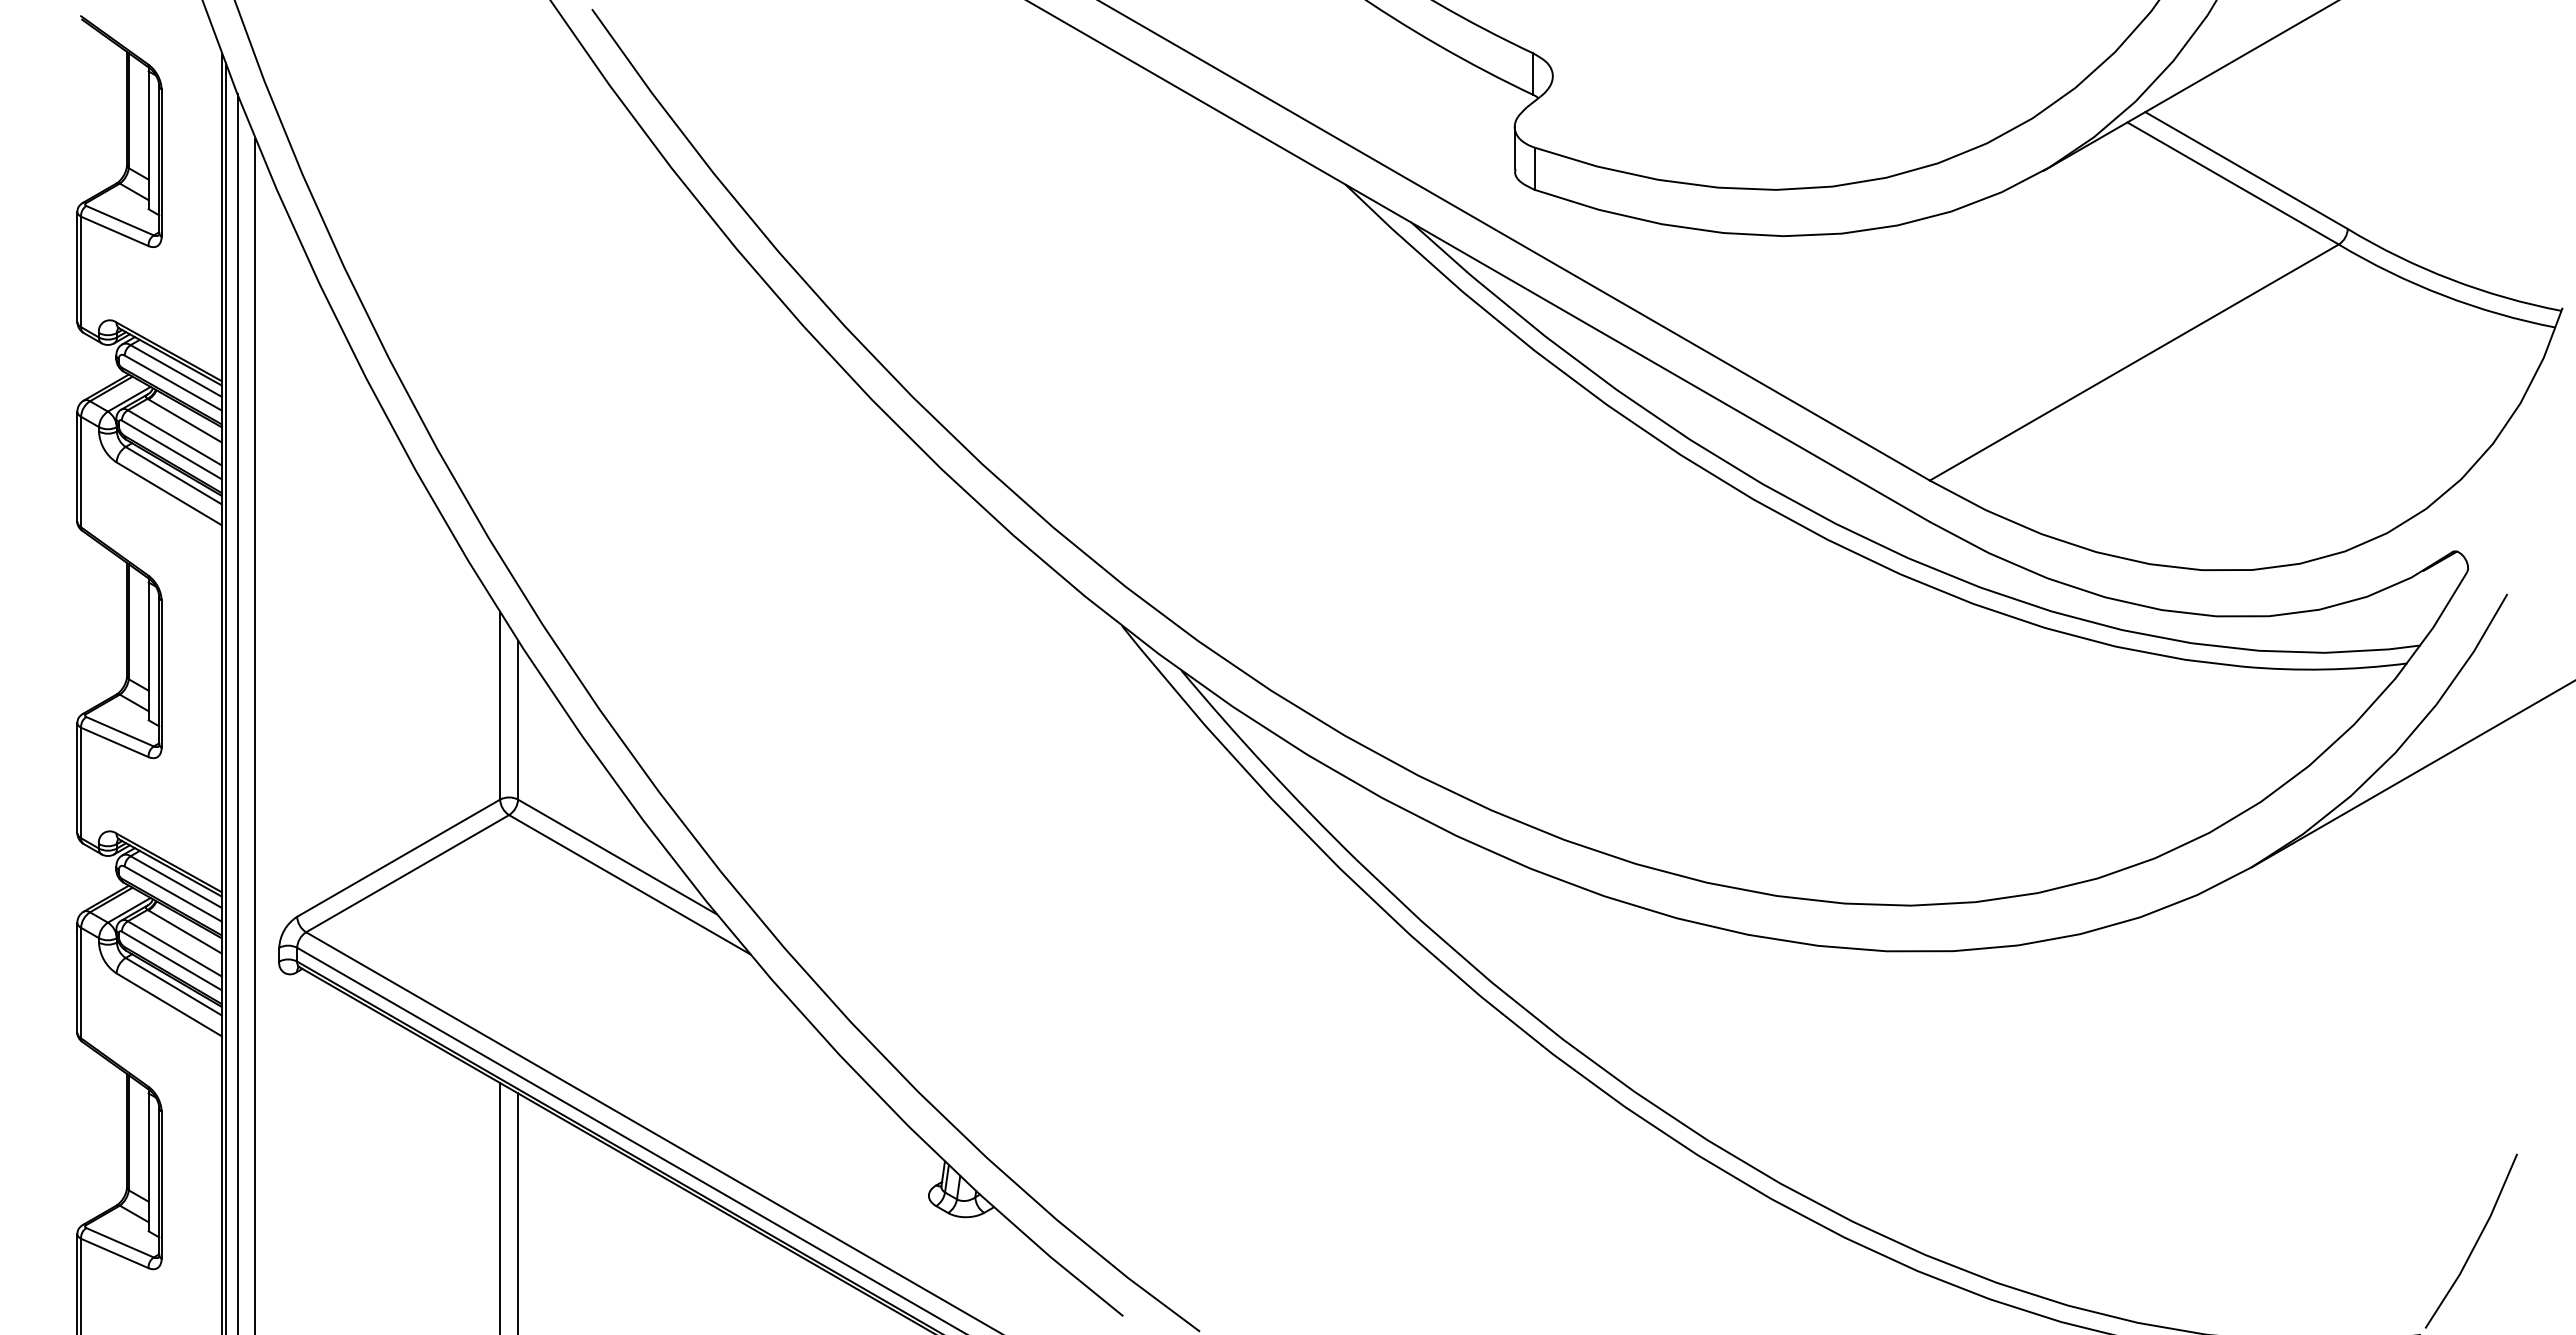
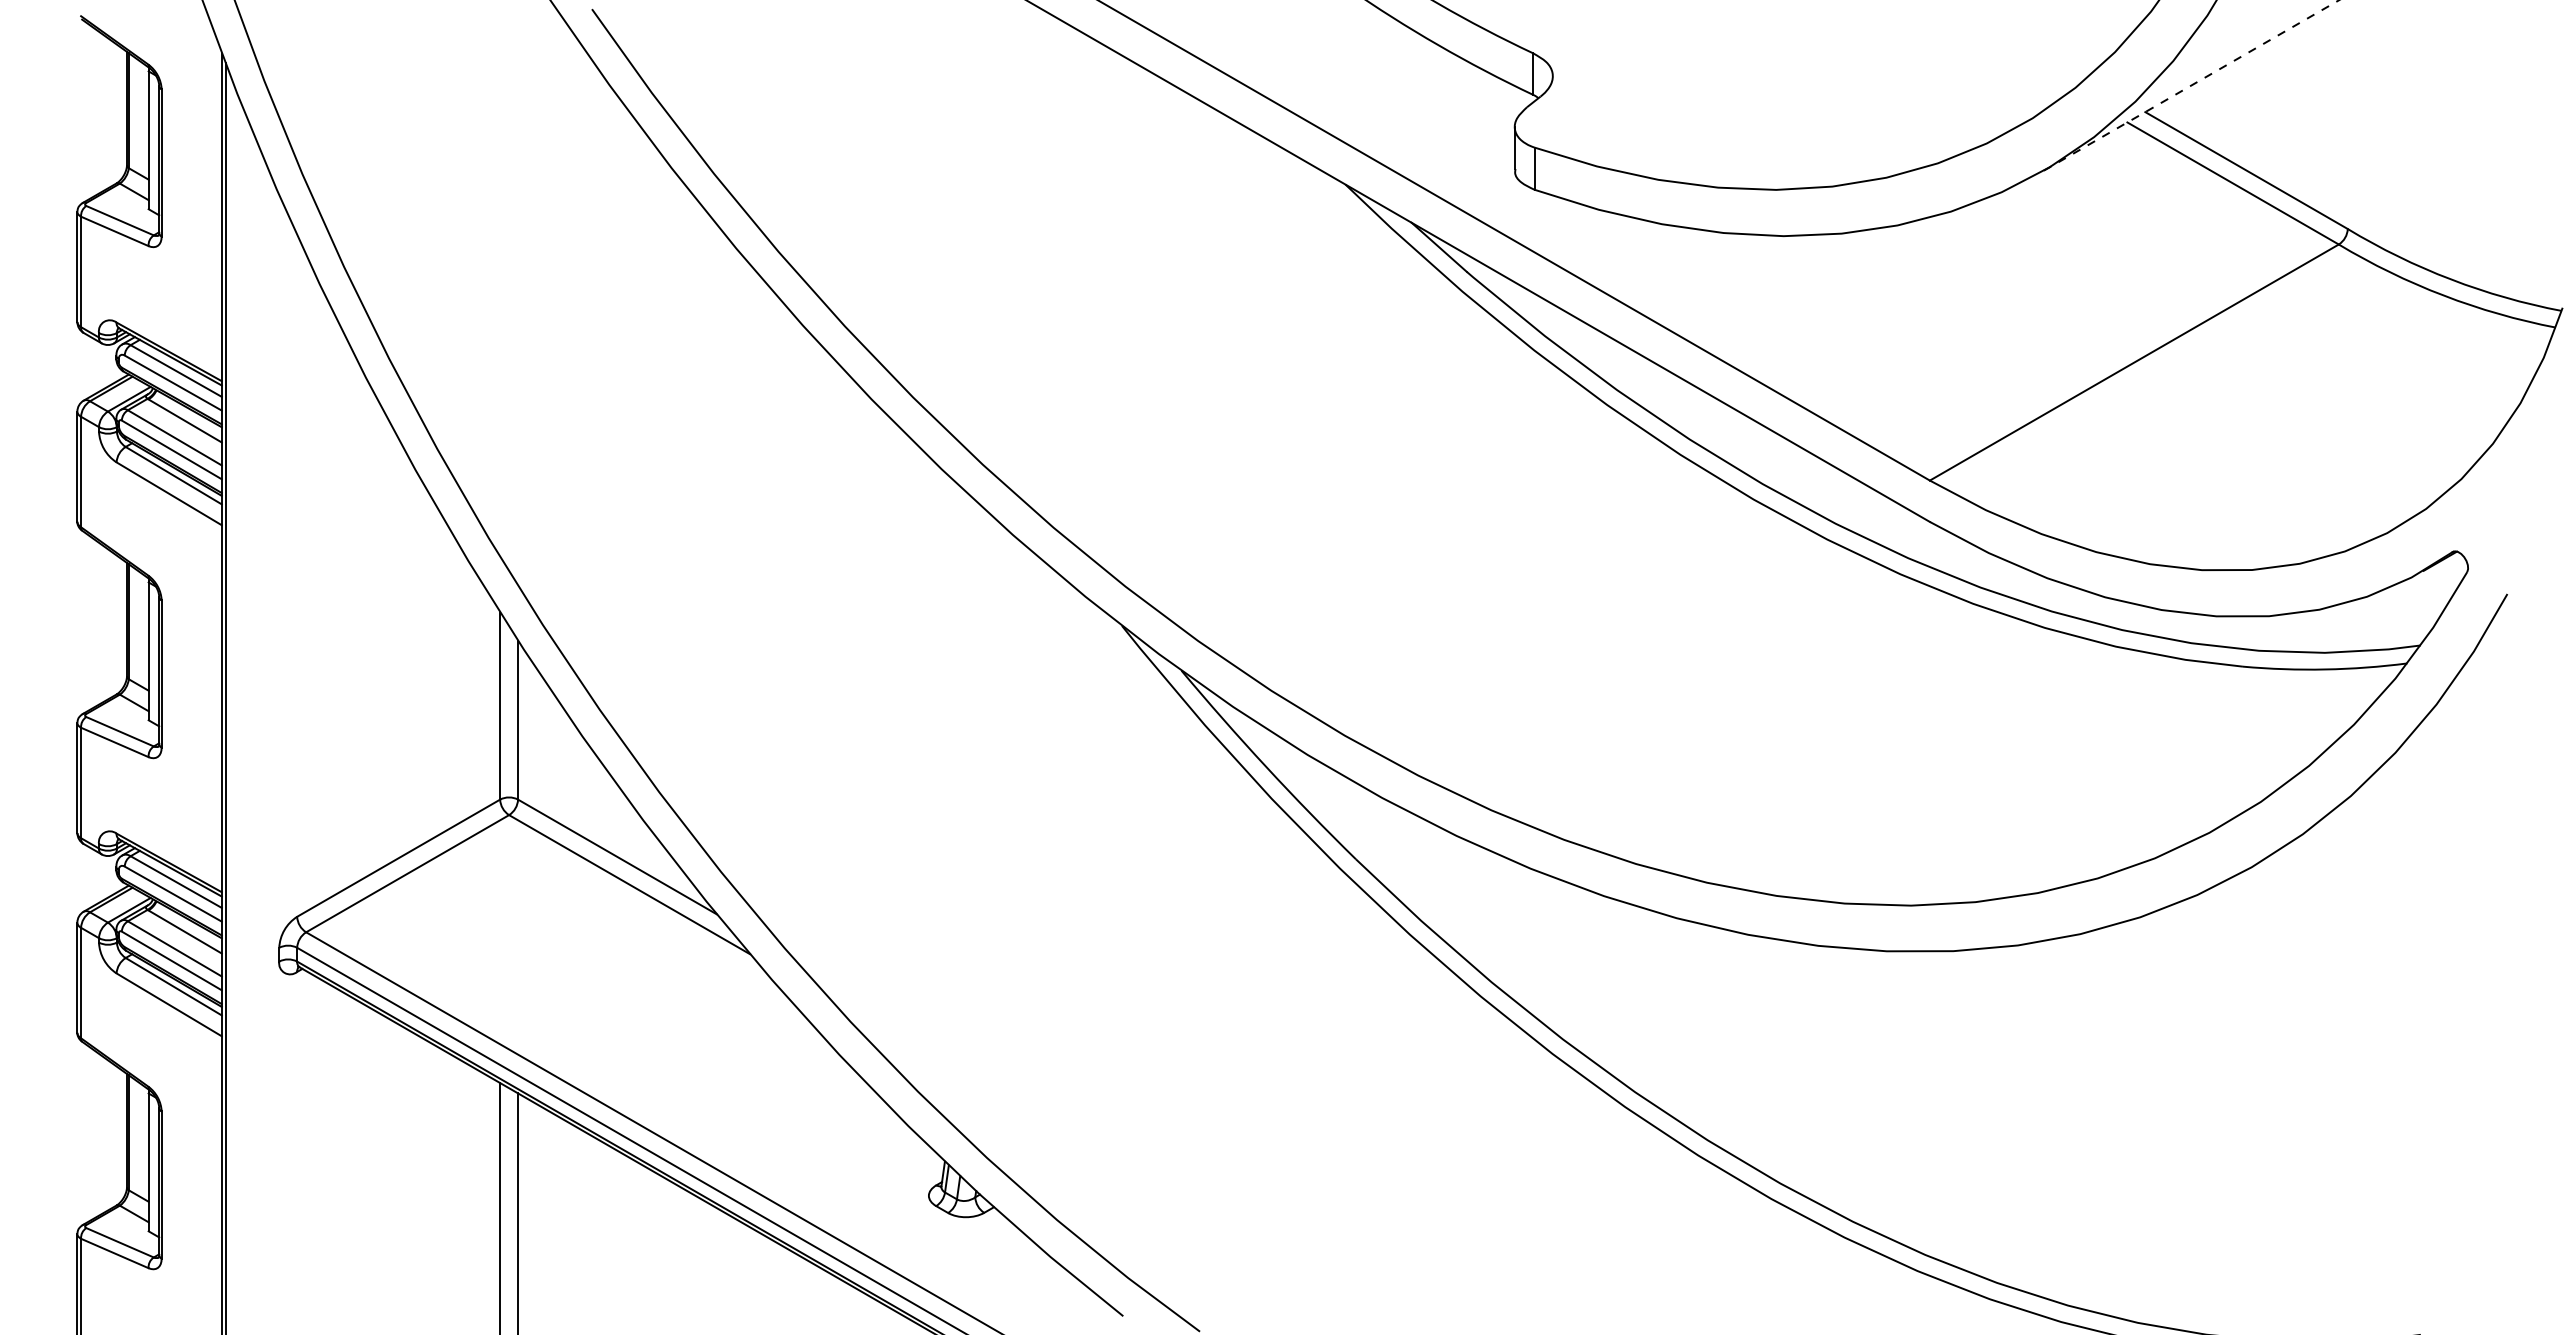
line: solid -> dashed (2191, 85)
line: present -> none (237, 712)
line: present -> none (255, 734)
line: present -> none (2412, 774)
line: present -> none (2475, 1242)
